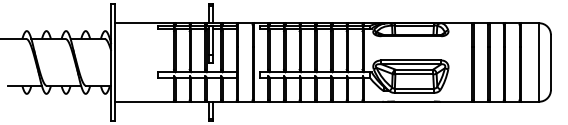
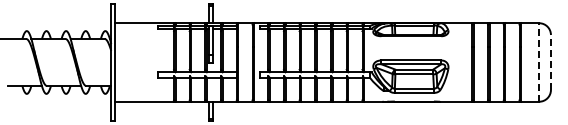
line: solid -> dashed (539, 62)
line: solid -> dashed (550, 62)
